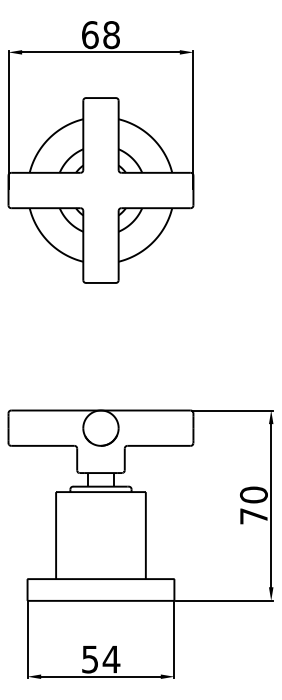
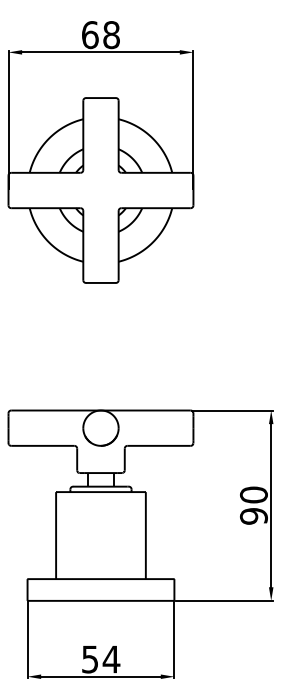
text: 70 -> 90 (253, 516)
